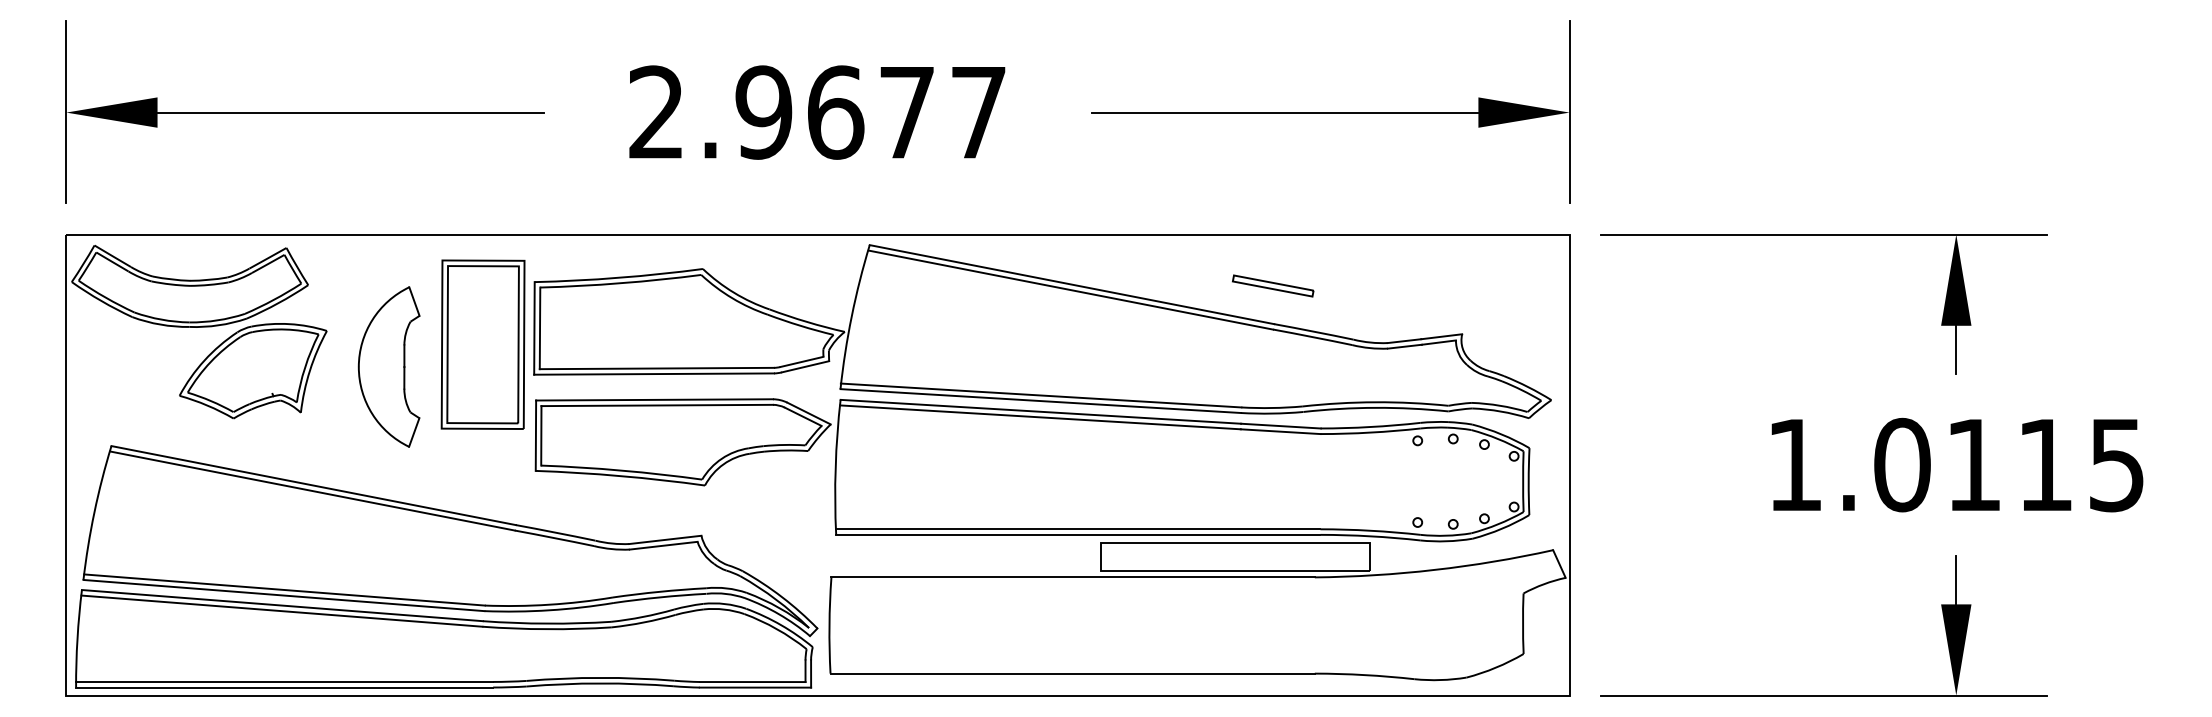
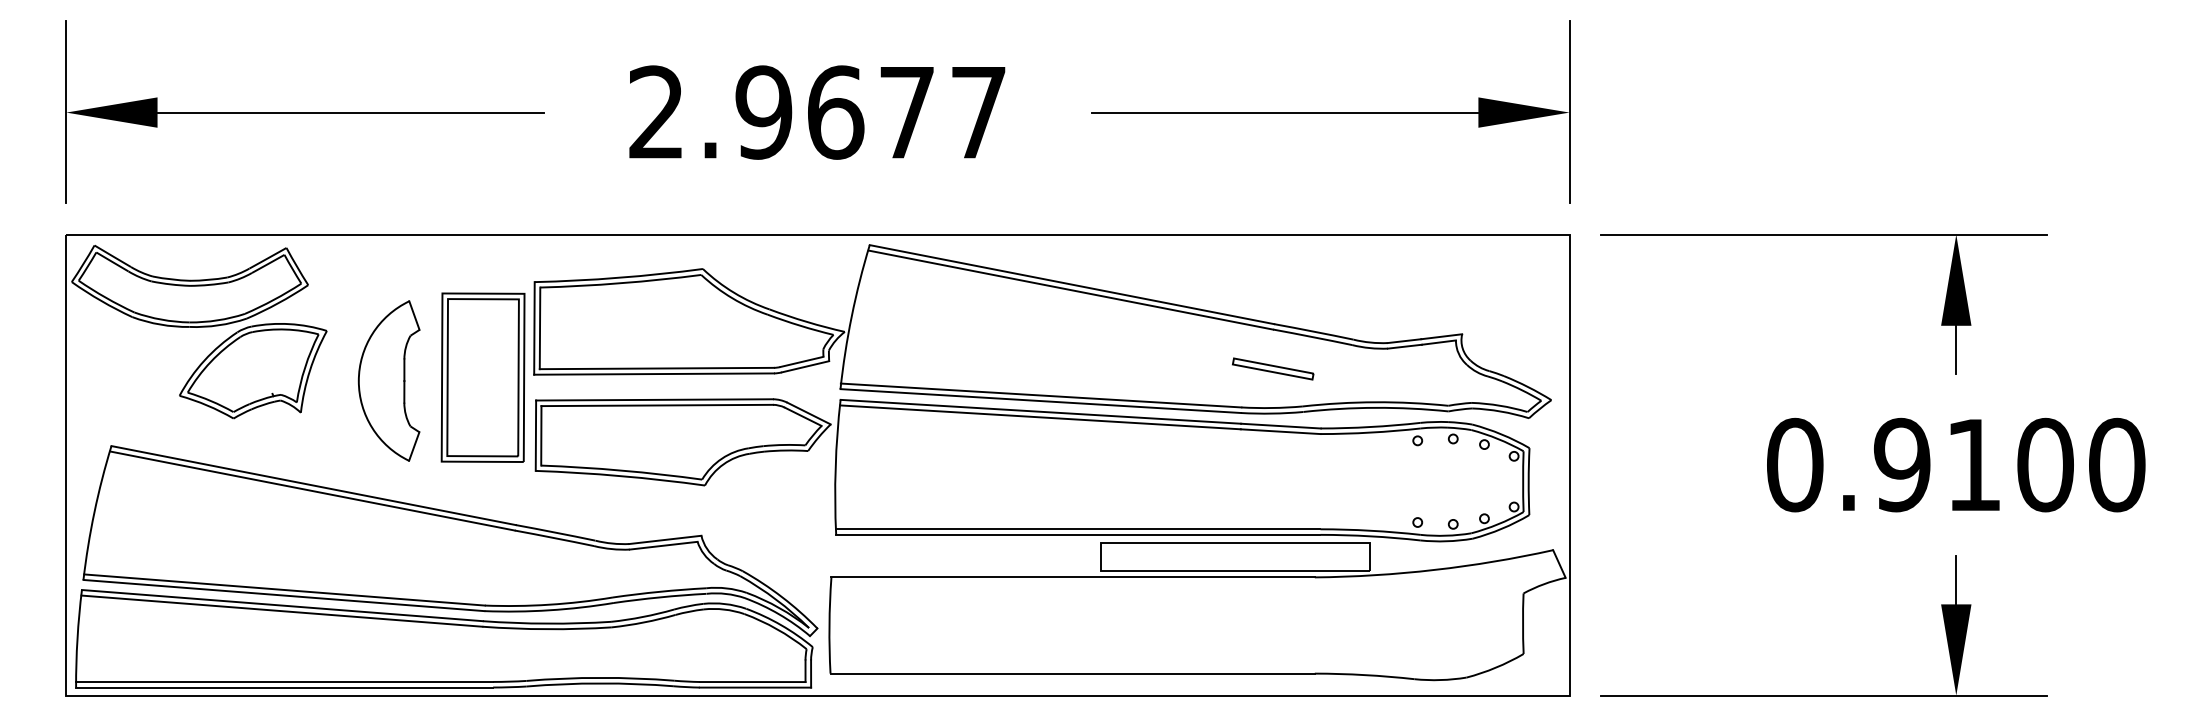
part position: (1273, 285) -> (1273, 368) (1273, 368)
part position: (482, 344) -> (482, 377) (482, 377)
part position: (388, 366) -> (388, 380) (388, 380)
text: 1.0115 -> 0.9100 (1956, 464)
